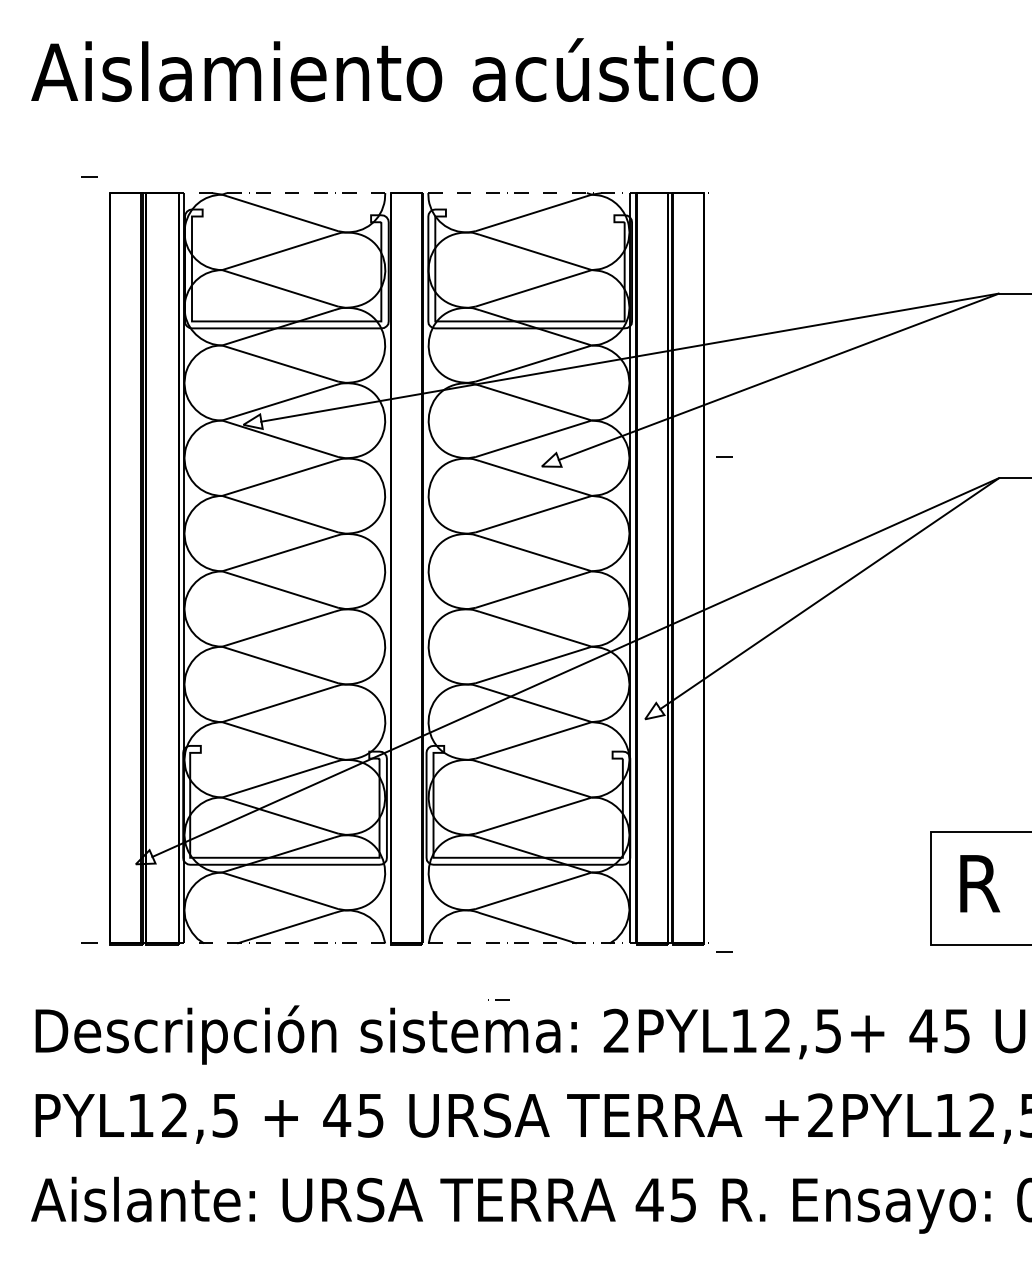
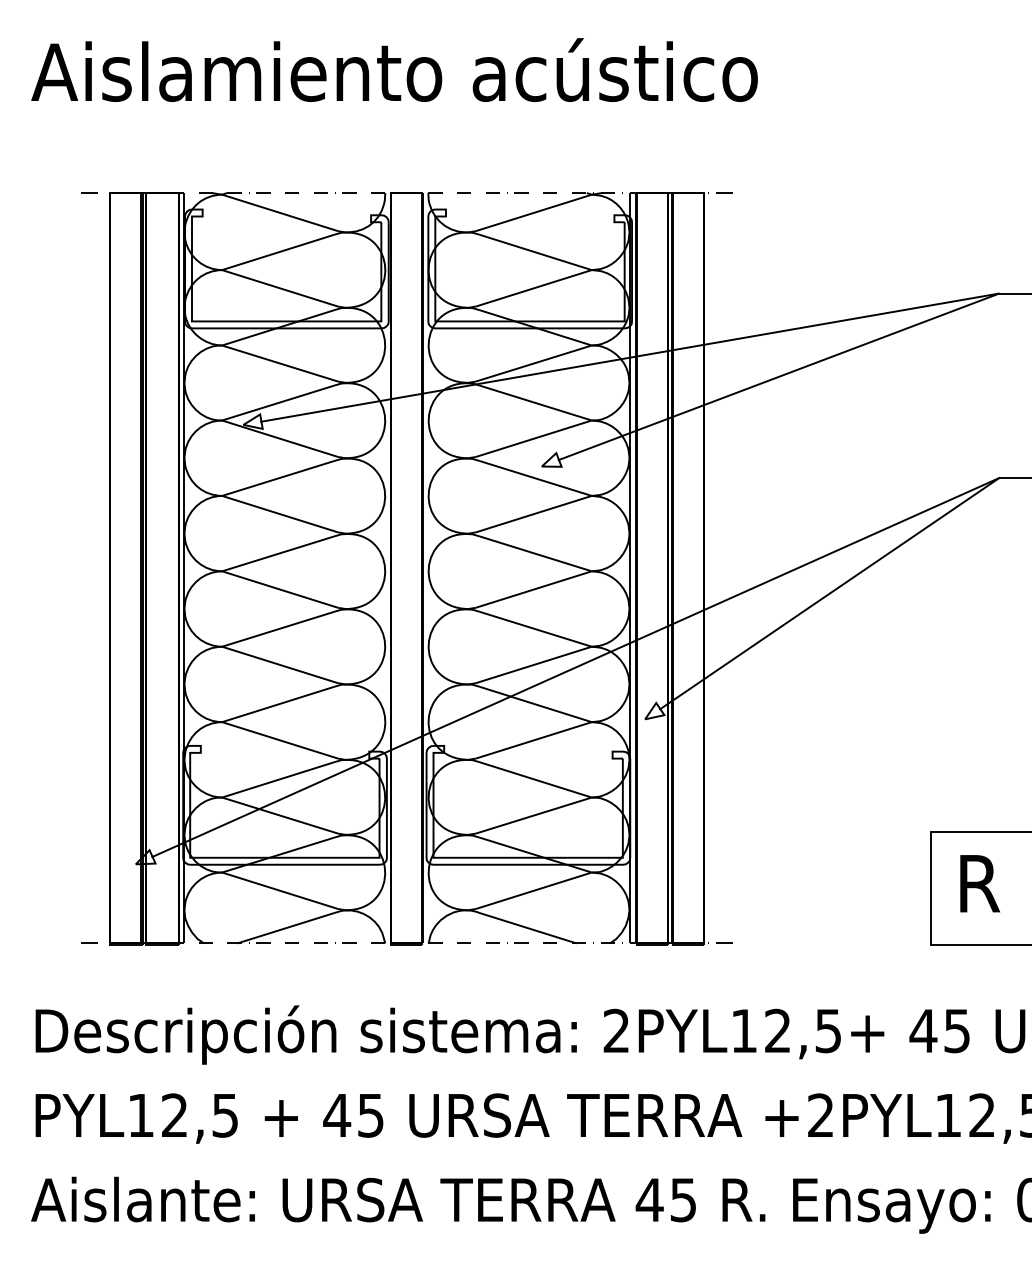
line position: (89, 176) -> (89, 192) (89, 192)
line position: (724, 456) -> (724, 192) (724, 192)
line position: (724, 951) -> (724, 942) (724, 942)
line: present -> none (498, 999)
